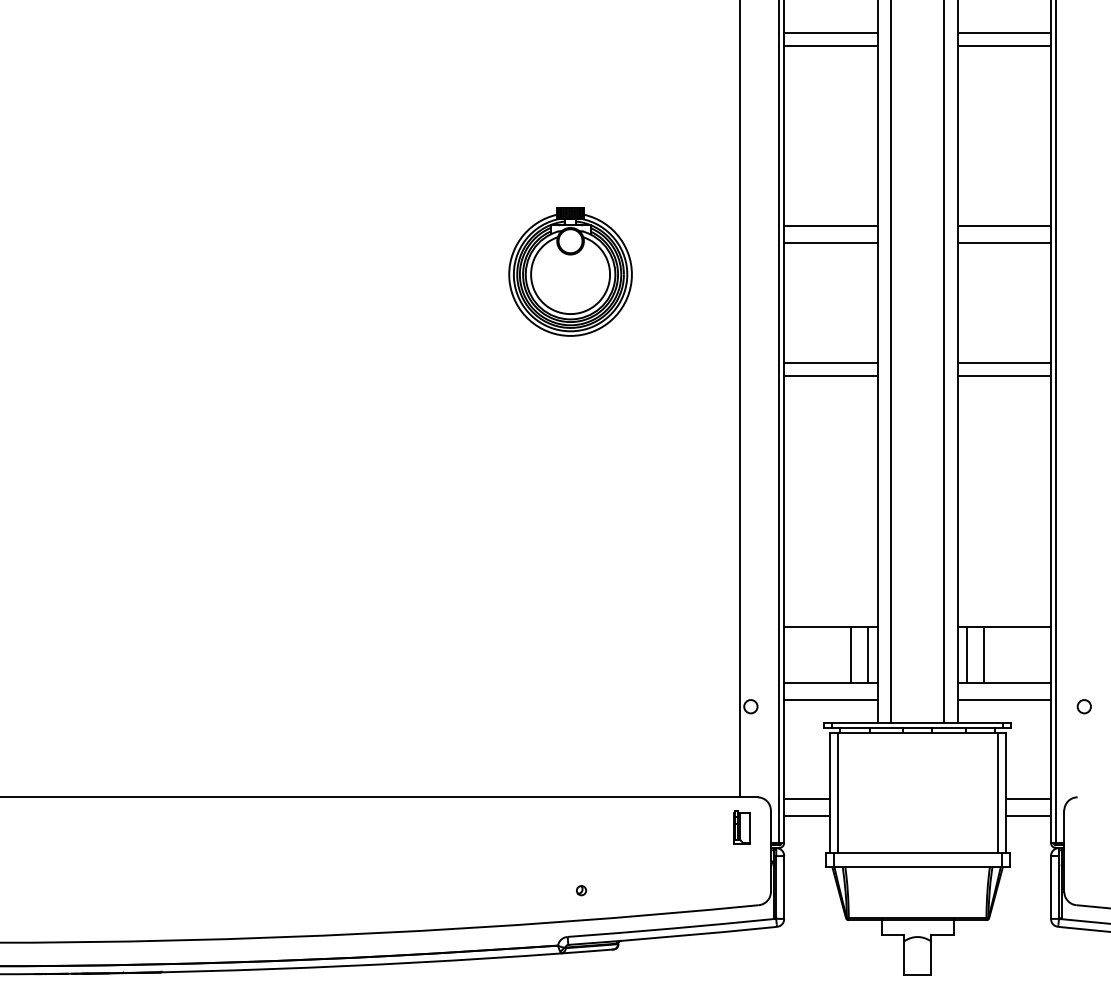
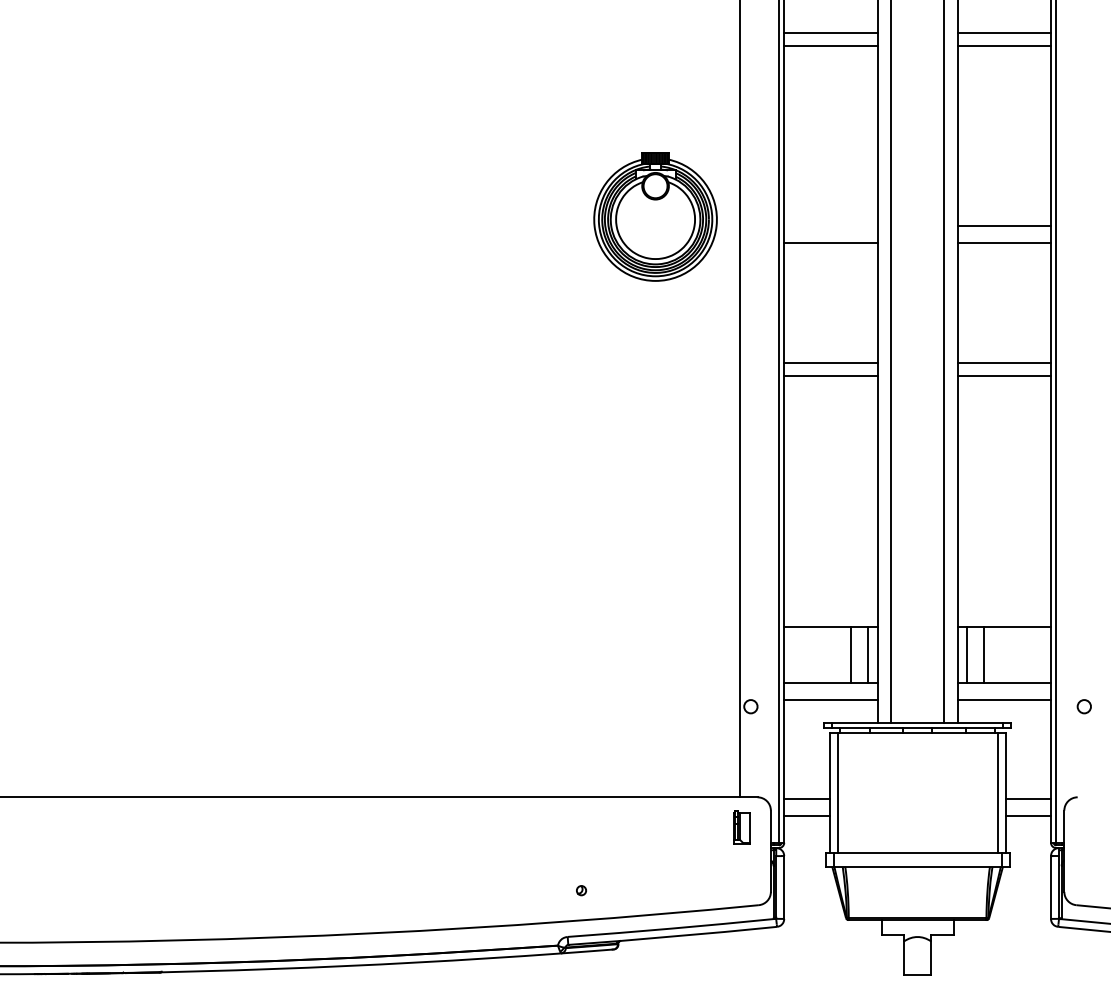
line: present -> none (830, 225)
part position: (570, 271) -> (655, 216) (655, 216)
